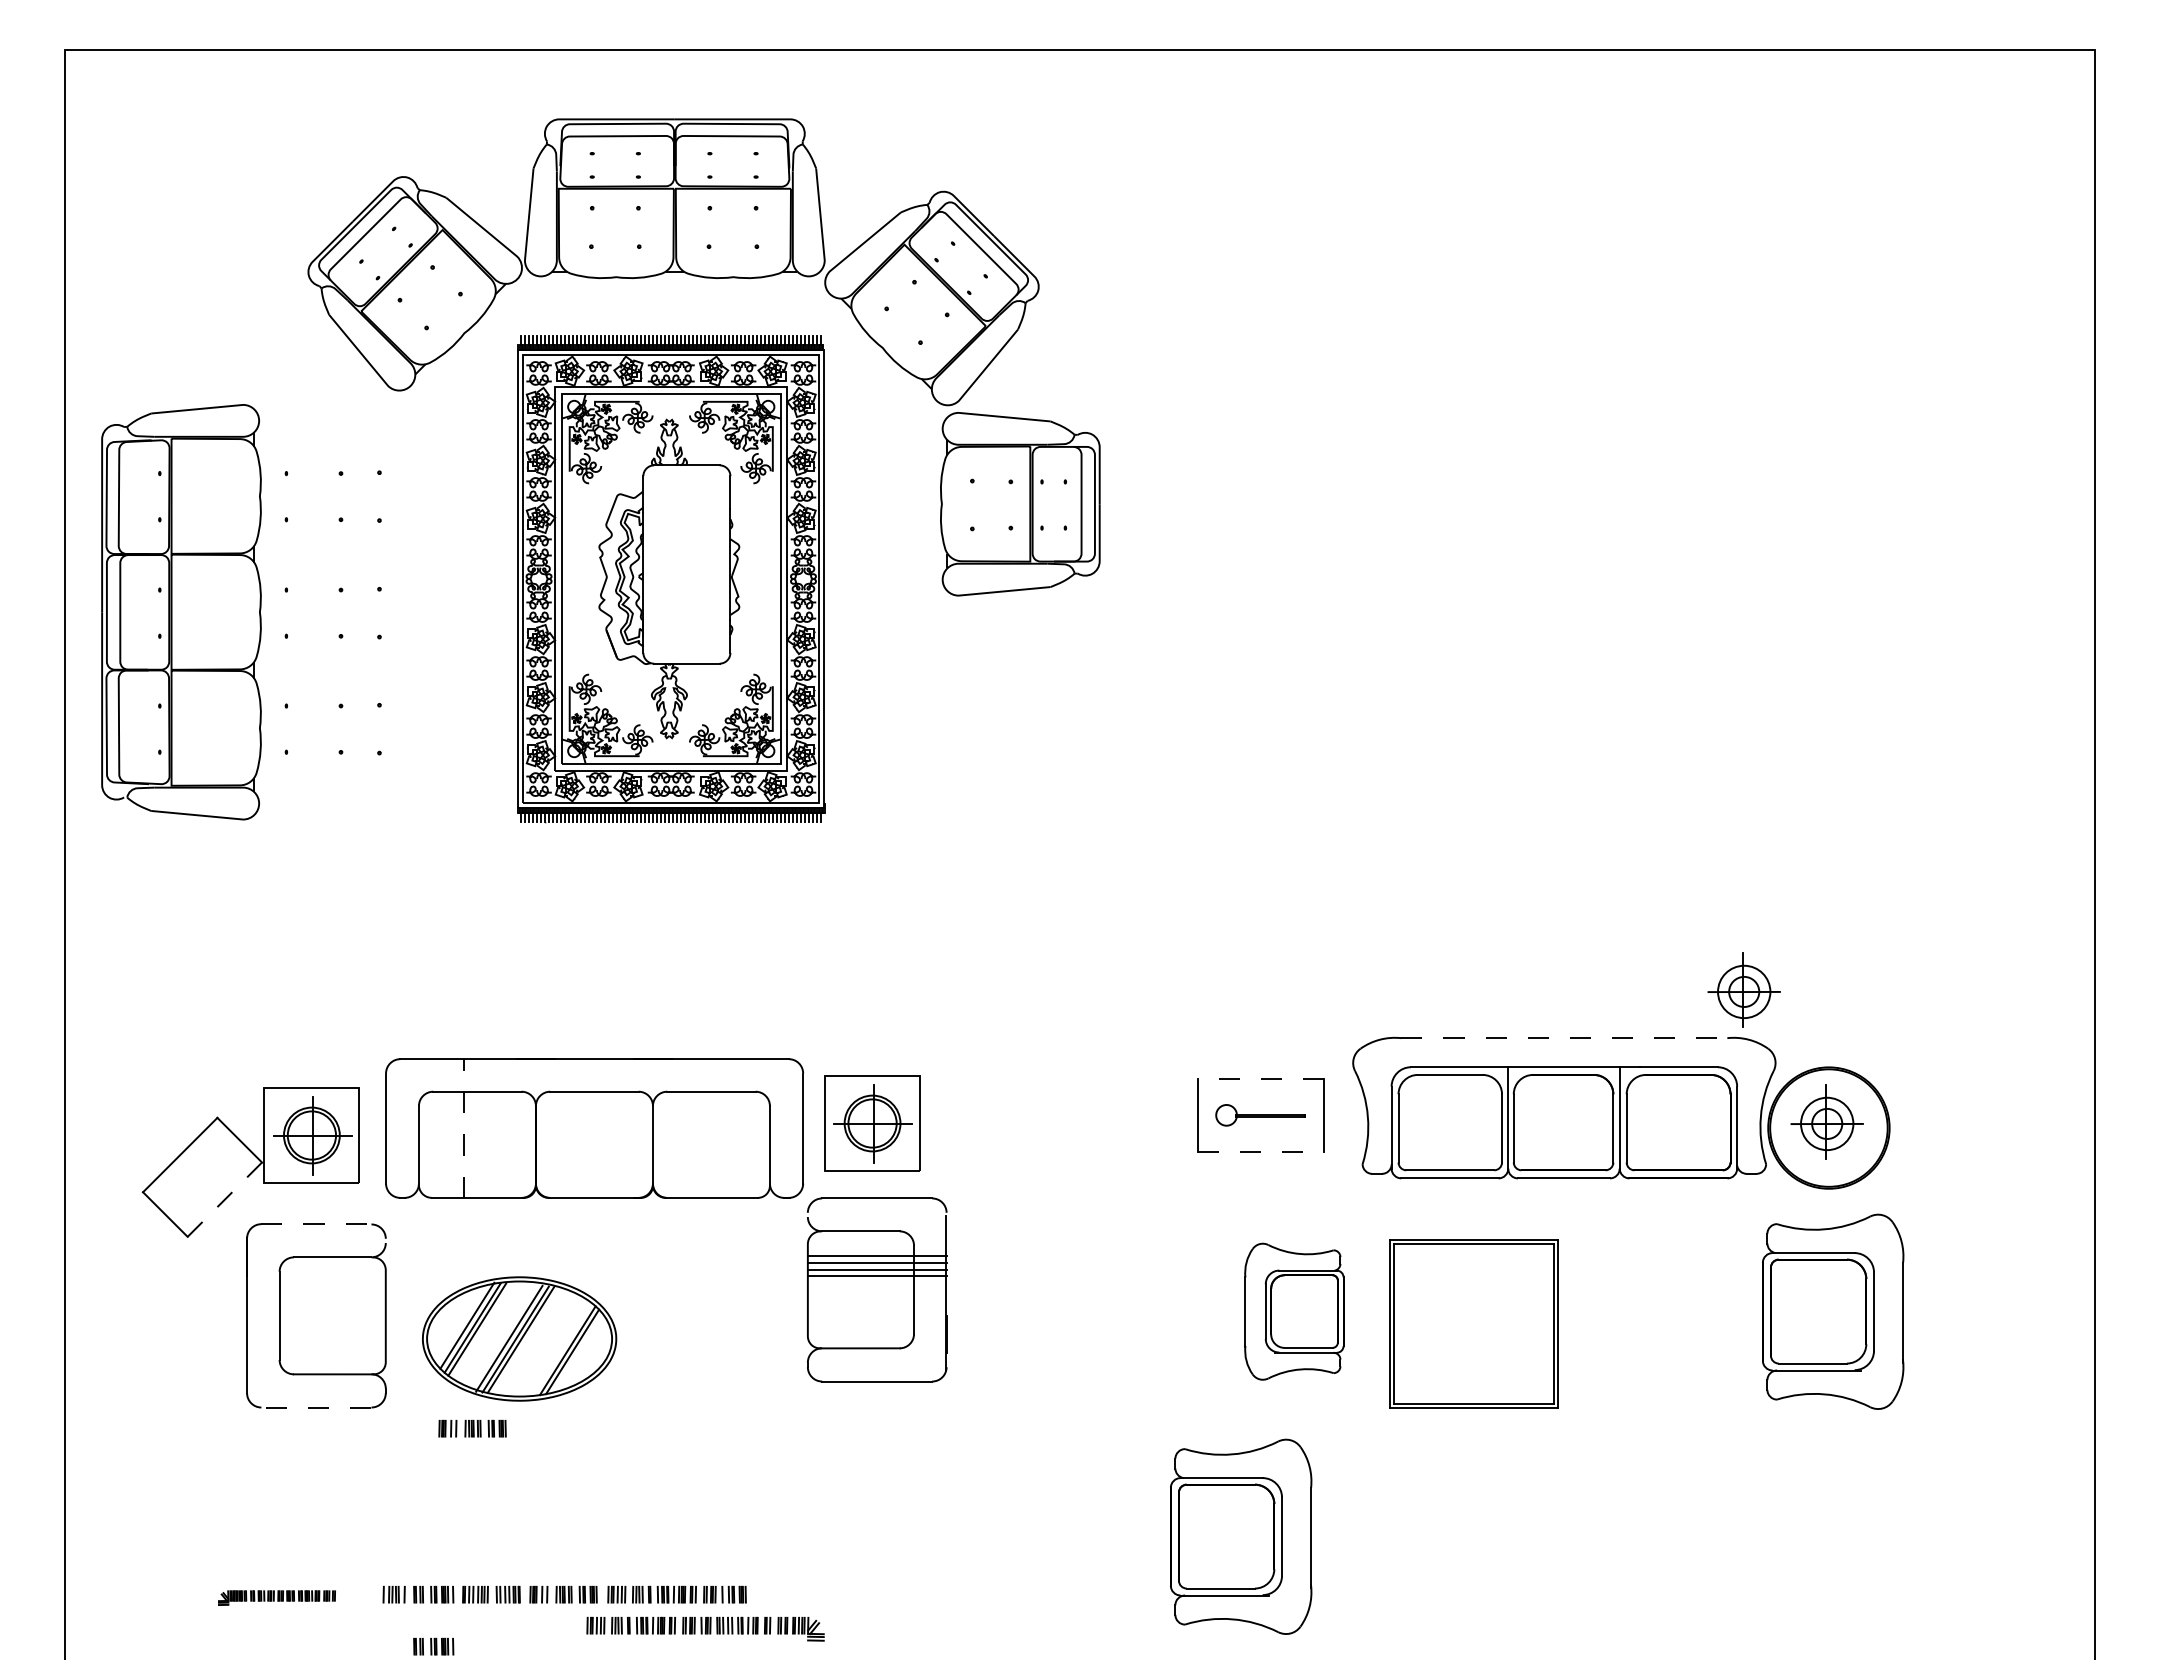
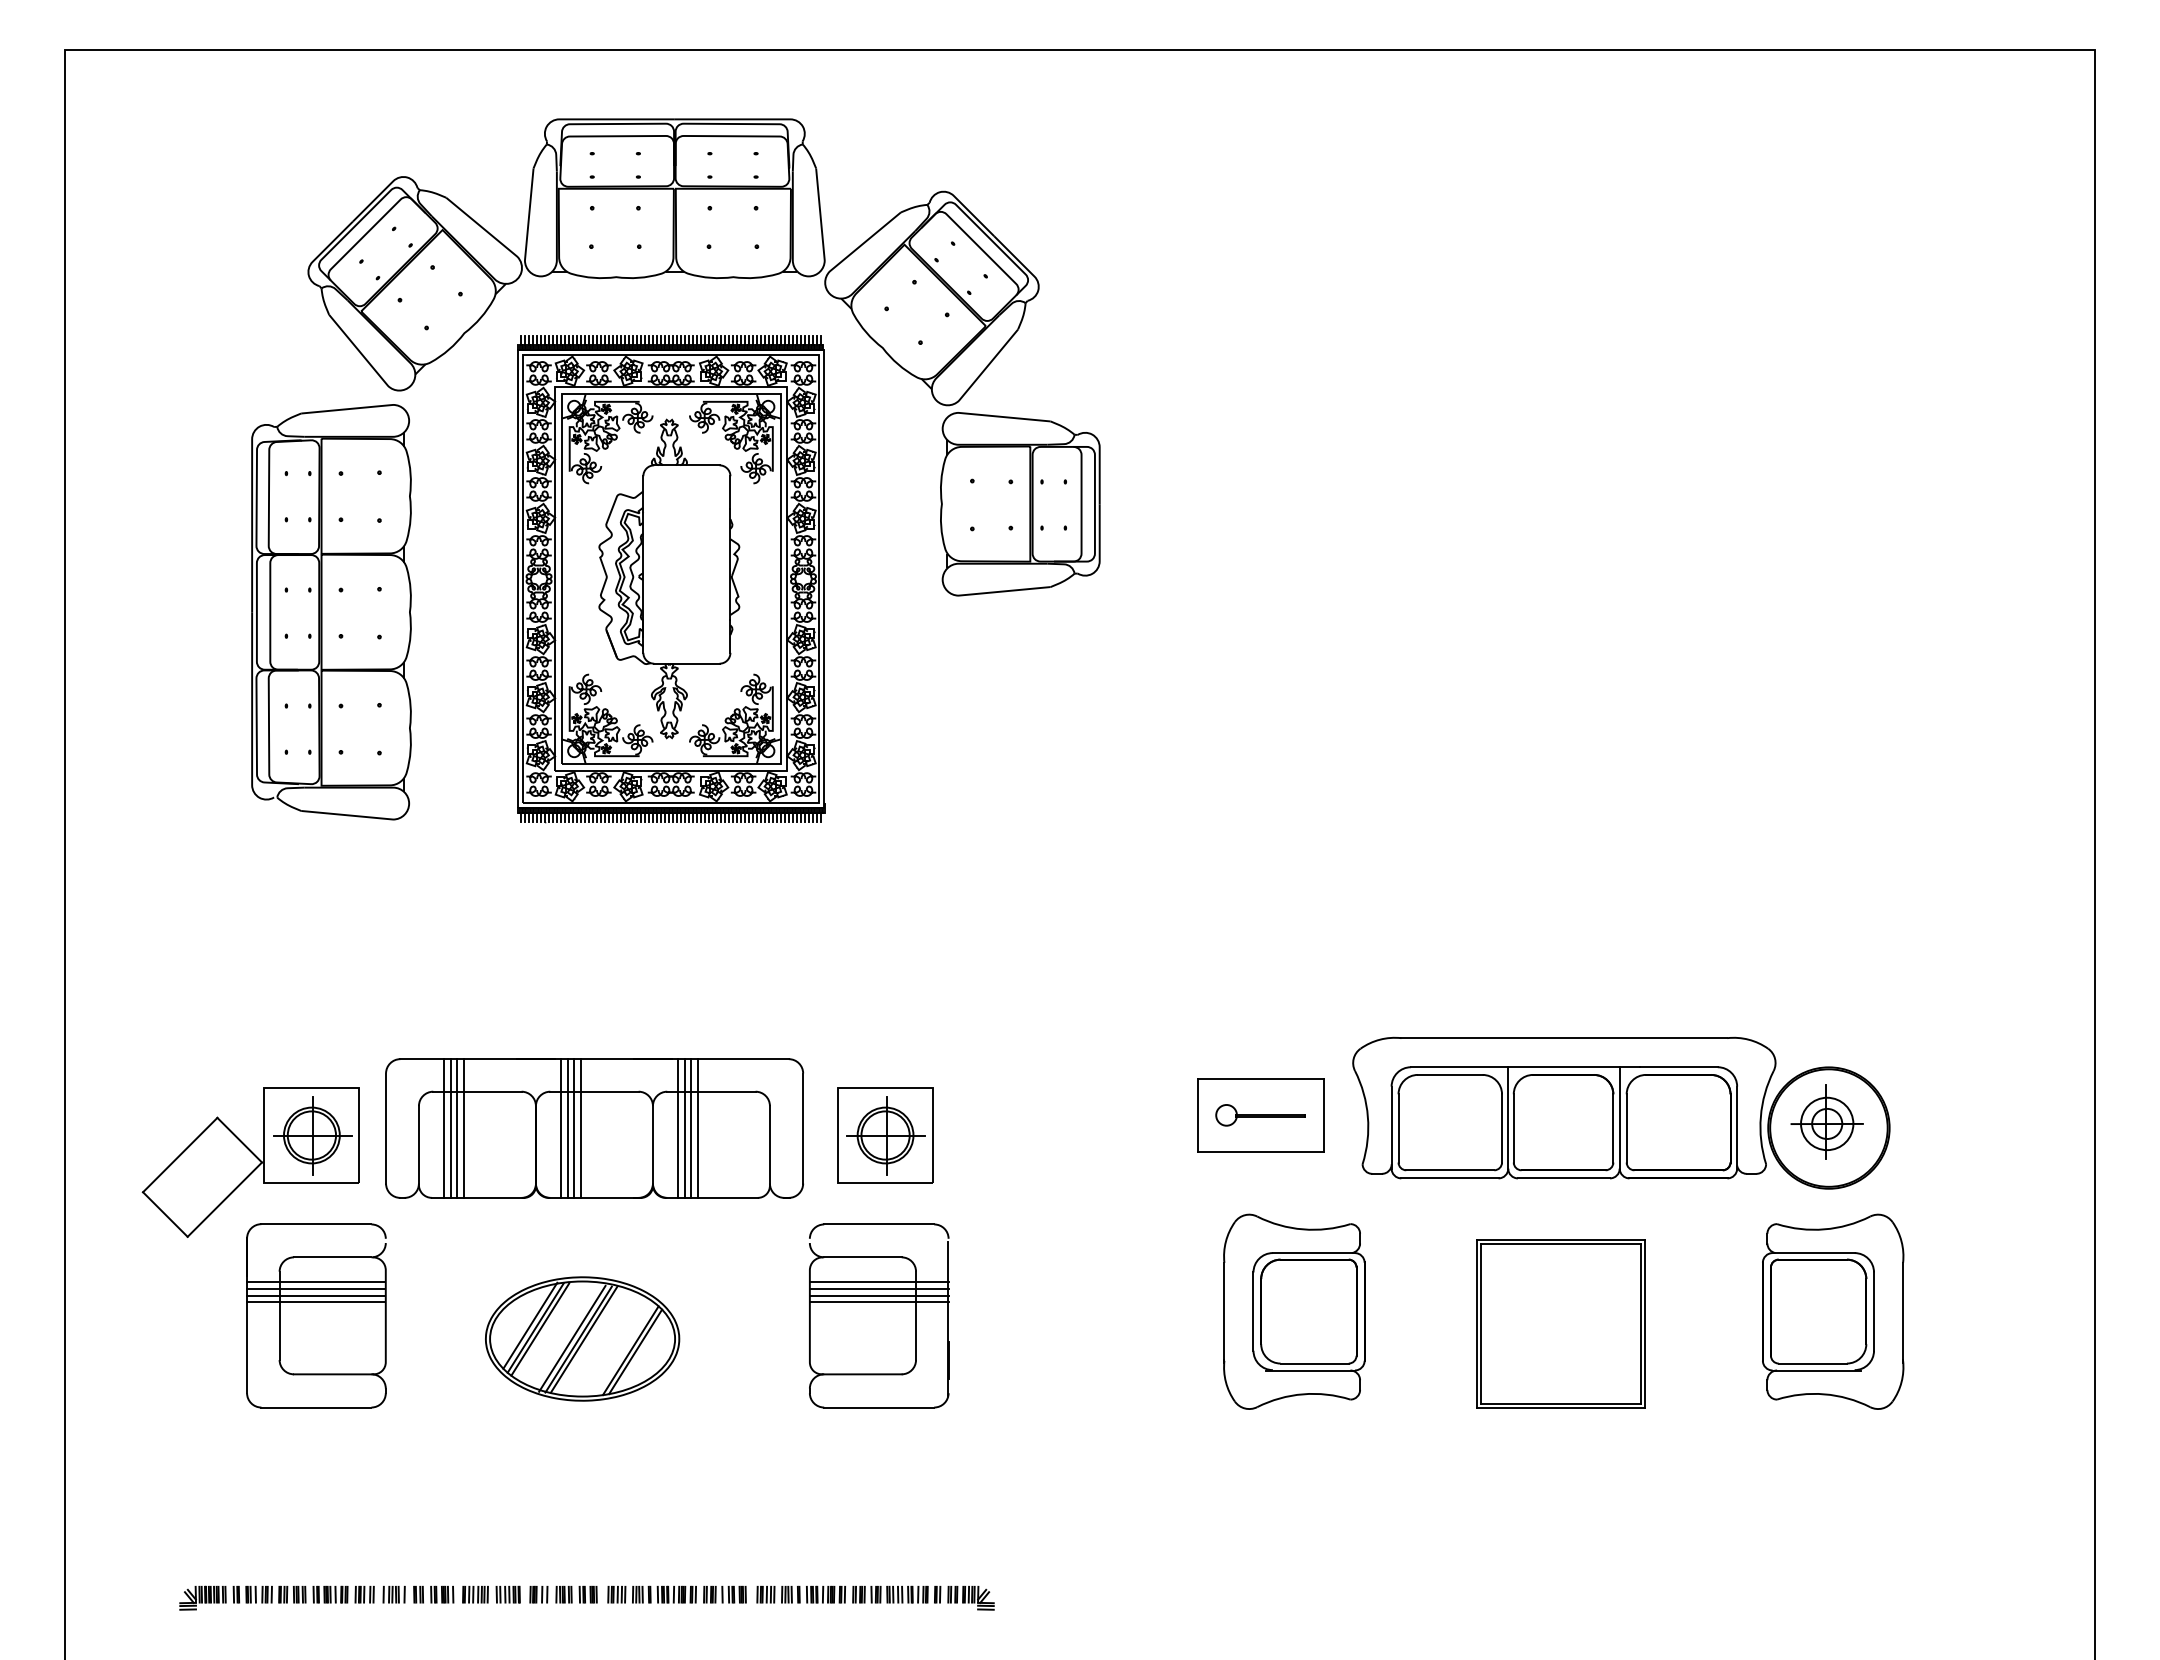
part position: (181, 612) -> (331, 612) (331, 612)
part: present -> none (1743, 989)
line: dashed -> solid (1564, 1038)
line: dashed -> solid (1260, 1078)
part position: (872, 1123) -> (885, 1135) (885, 1135)
line: dashed -> solid (464, 1127)
line: none -> present (444, 1128)
line: none -> present (450, 1128)
line: none -> present (457, 1128)
line: none -> present (561, 1128)
line: none -> present (567, 1128)
line: none -> present (574, 1128)
line: none -> present (581, 1128)
line: none -> present (678, 1128)
line: none -> present (684, 1128)
line: none -> present (691, 1128)
line: none -> present (698, 1128)
line: dashed -> solid (1261, 1152)
line: dashed -> solid (224, 1199)
line: dashed -> solid (316, 1224)
line: none -> present (316, 1282)
line: none -> present (316, 1289)
part position: (877, 1289) -> (879, 1315) (879, 1315)
line: none -> present (316, 1295)
line: none -> present (316, 1302)
part size: 101x139 px -> 143x197 px (1294, 1311)
part position: (1473, 1323) -> (1560, 1323) (1560, 1323)
part position: (519, 1338) -> (582, 1338) (582, 1338)
line: dashed -> solid (315, 1407)
part: present -> none (472, 1428)
part: present -> none (1241, 1536)
part size: 118x16 px -> 196x26 px (276, 1597)
part position: (705, 1628) -> (875, 1597) (875, 1597)
part: present -> none (433, 1646)
